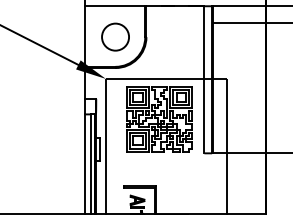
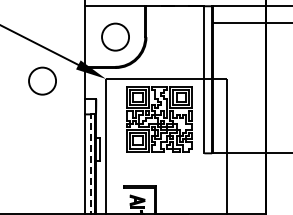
circle: none -> present (42, 80)
line: solid -> dashed (90, 164)
